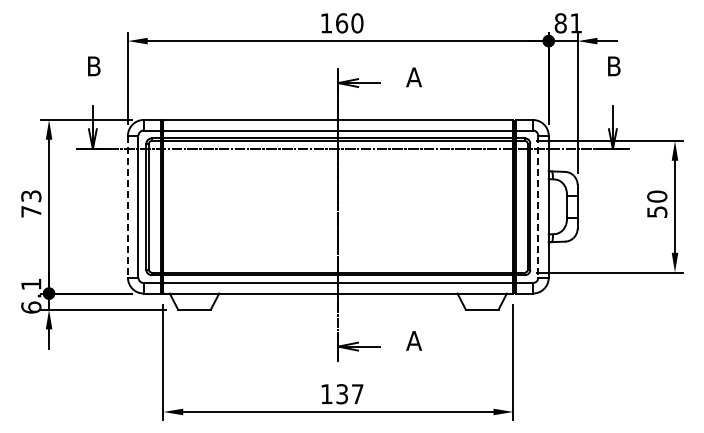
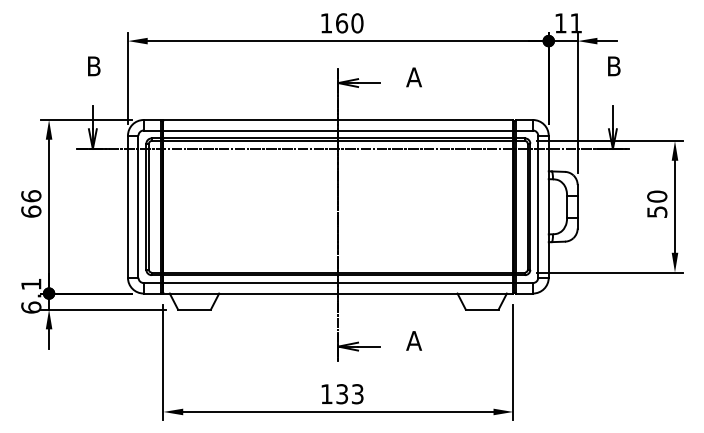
text: 81 -> 11 (560, 23)
text: 73 -> 66 (31, 203)
line: dashed -> solid (127, 207)
line: dashed -> solid (538, 207)
text: 137 -> 133 (357, 394)
